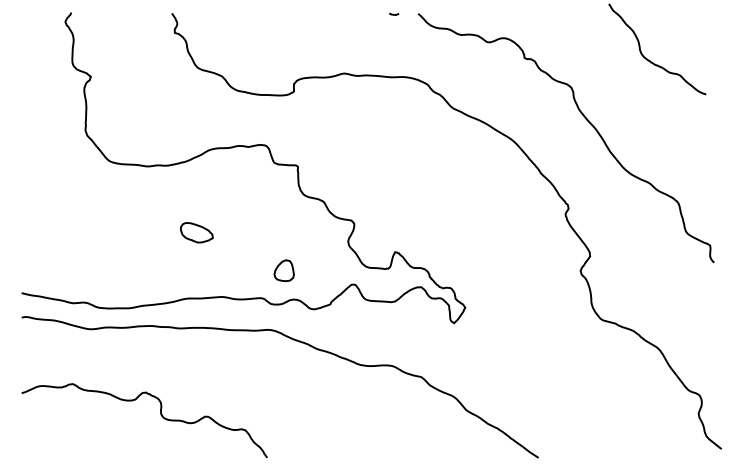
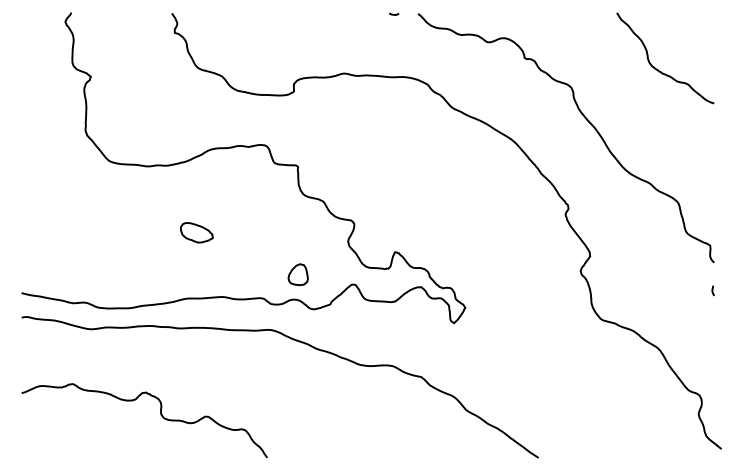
curve position: (650, 60) -> (658, 69) (658, 69)
part position: (283, 270) -> (297, 274) (297, 274)
curve: none -> present (712, 290)
